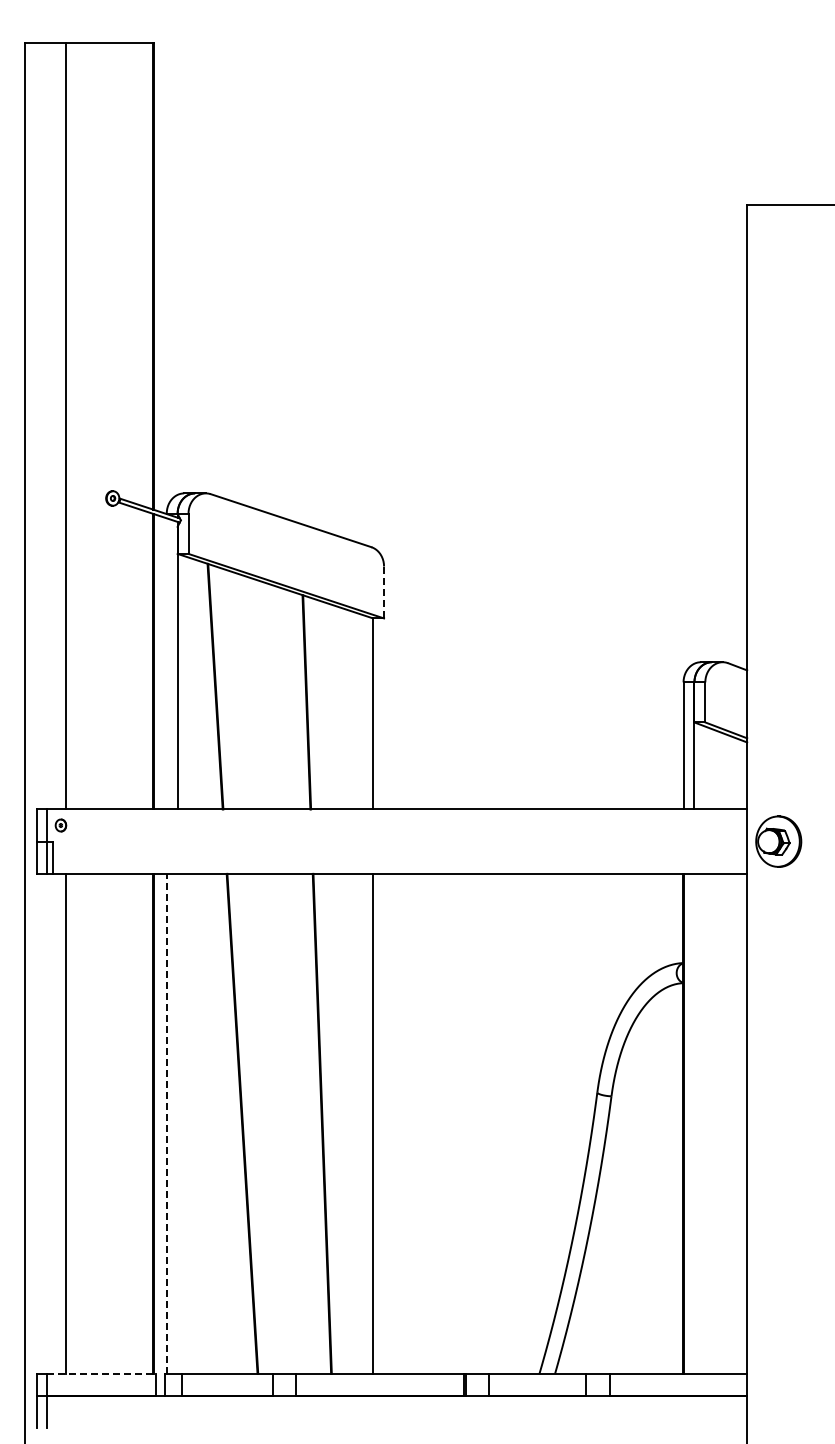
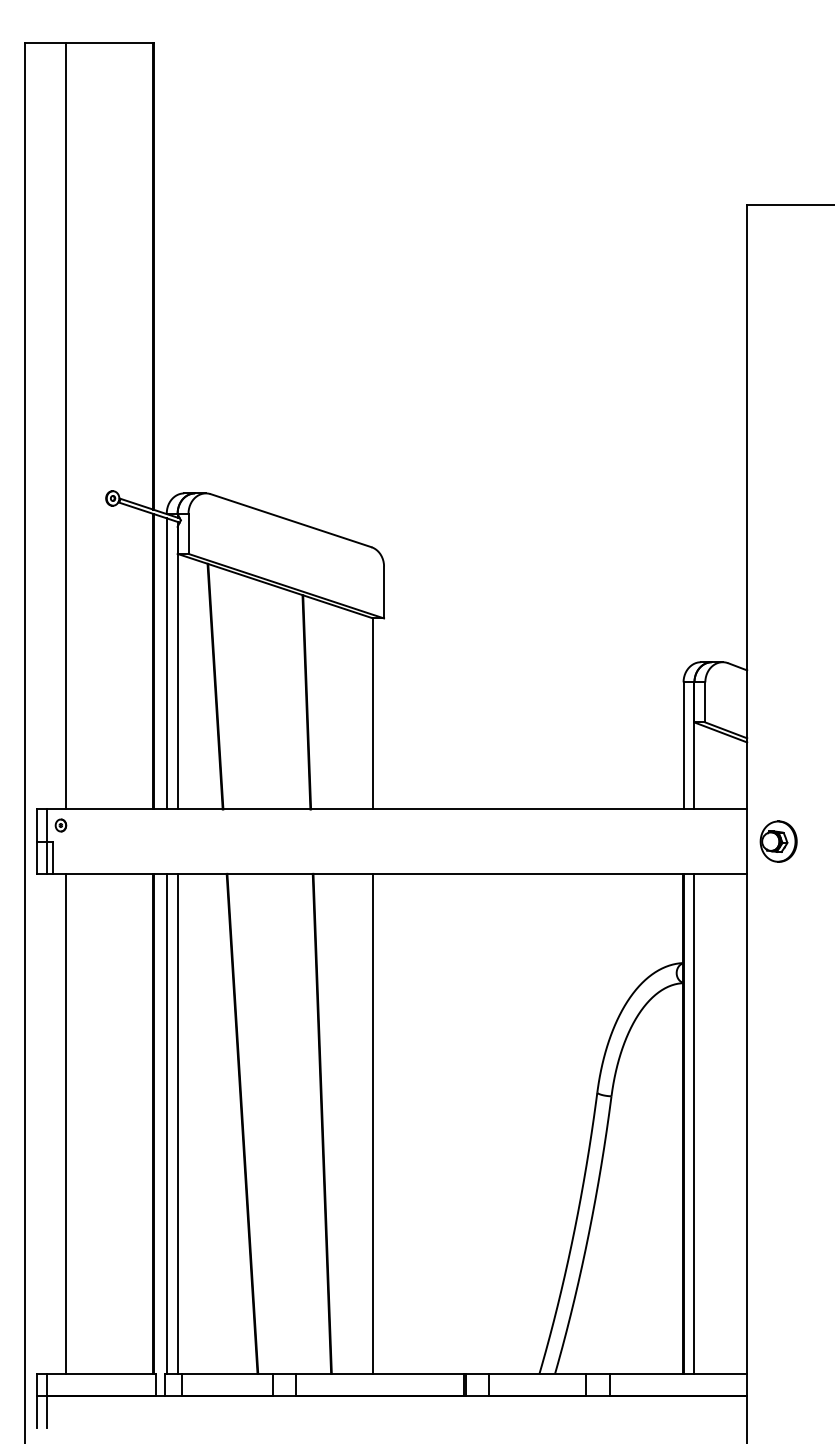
line: dashed -> solid (384, 592)
line: none -> present (166, 663)
part size: 48x53 px -> 39x43 px (778, 841)
line: dashed -> solid (166, 1123)
line: none -> present (177, 1123)
line: none -> present (694, 1123)
line: dashed -> solid (101, 1373)
